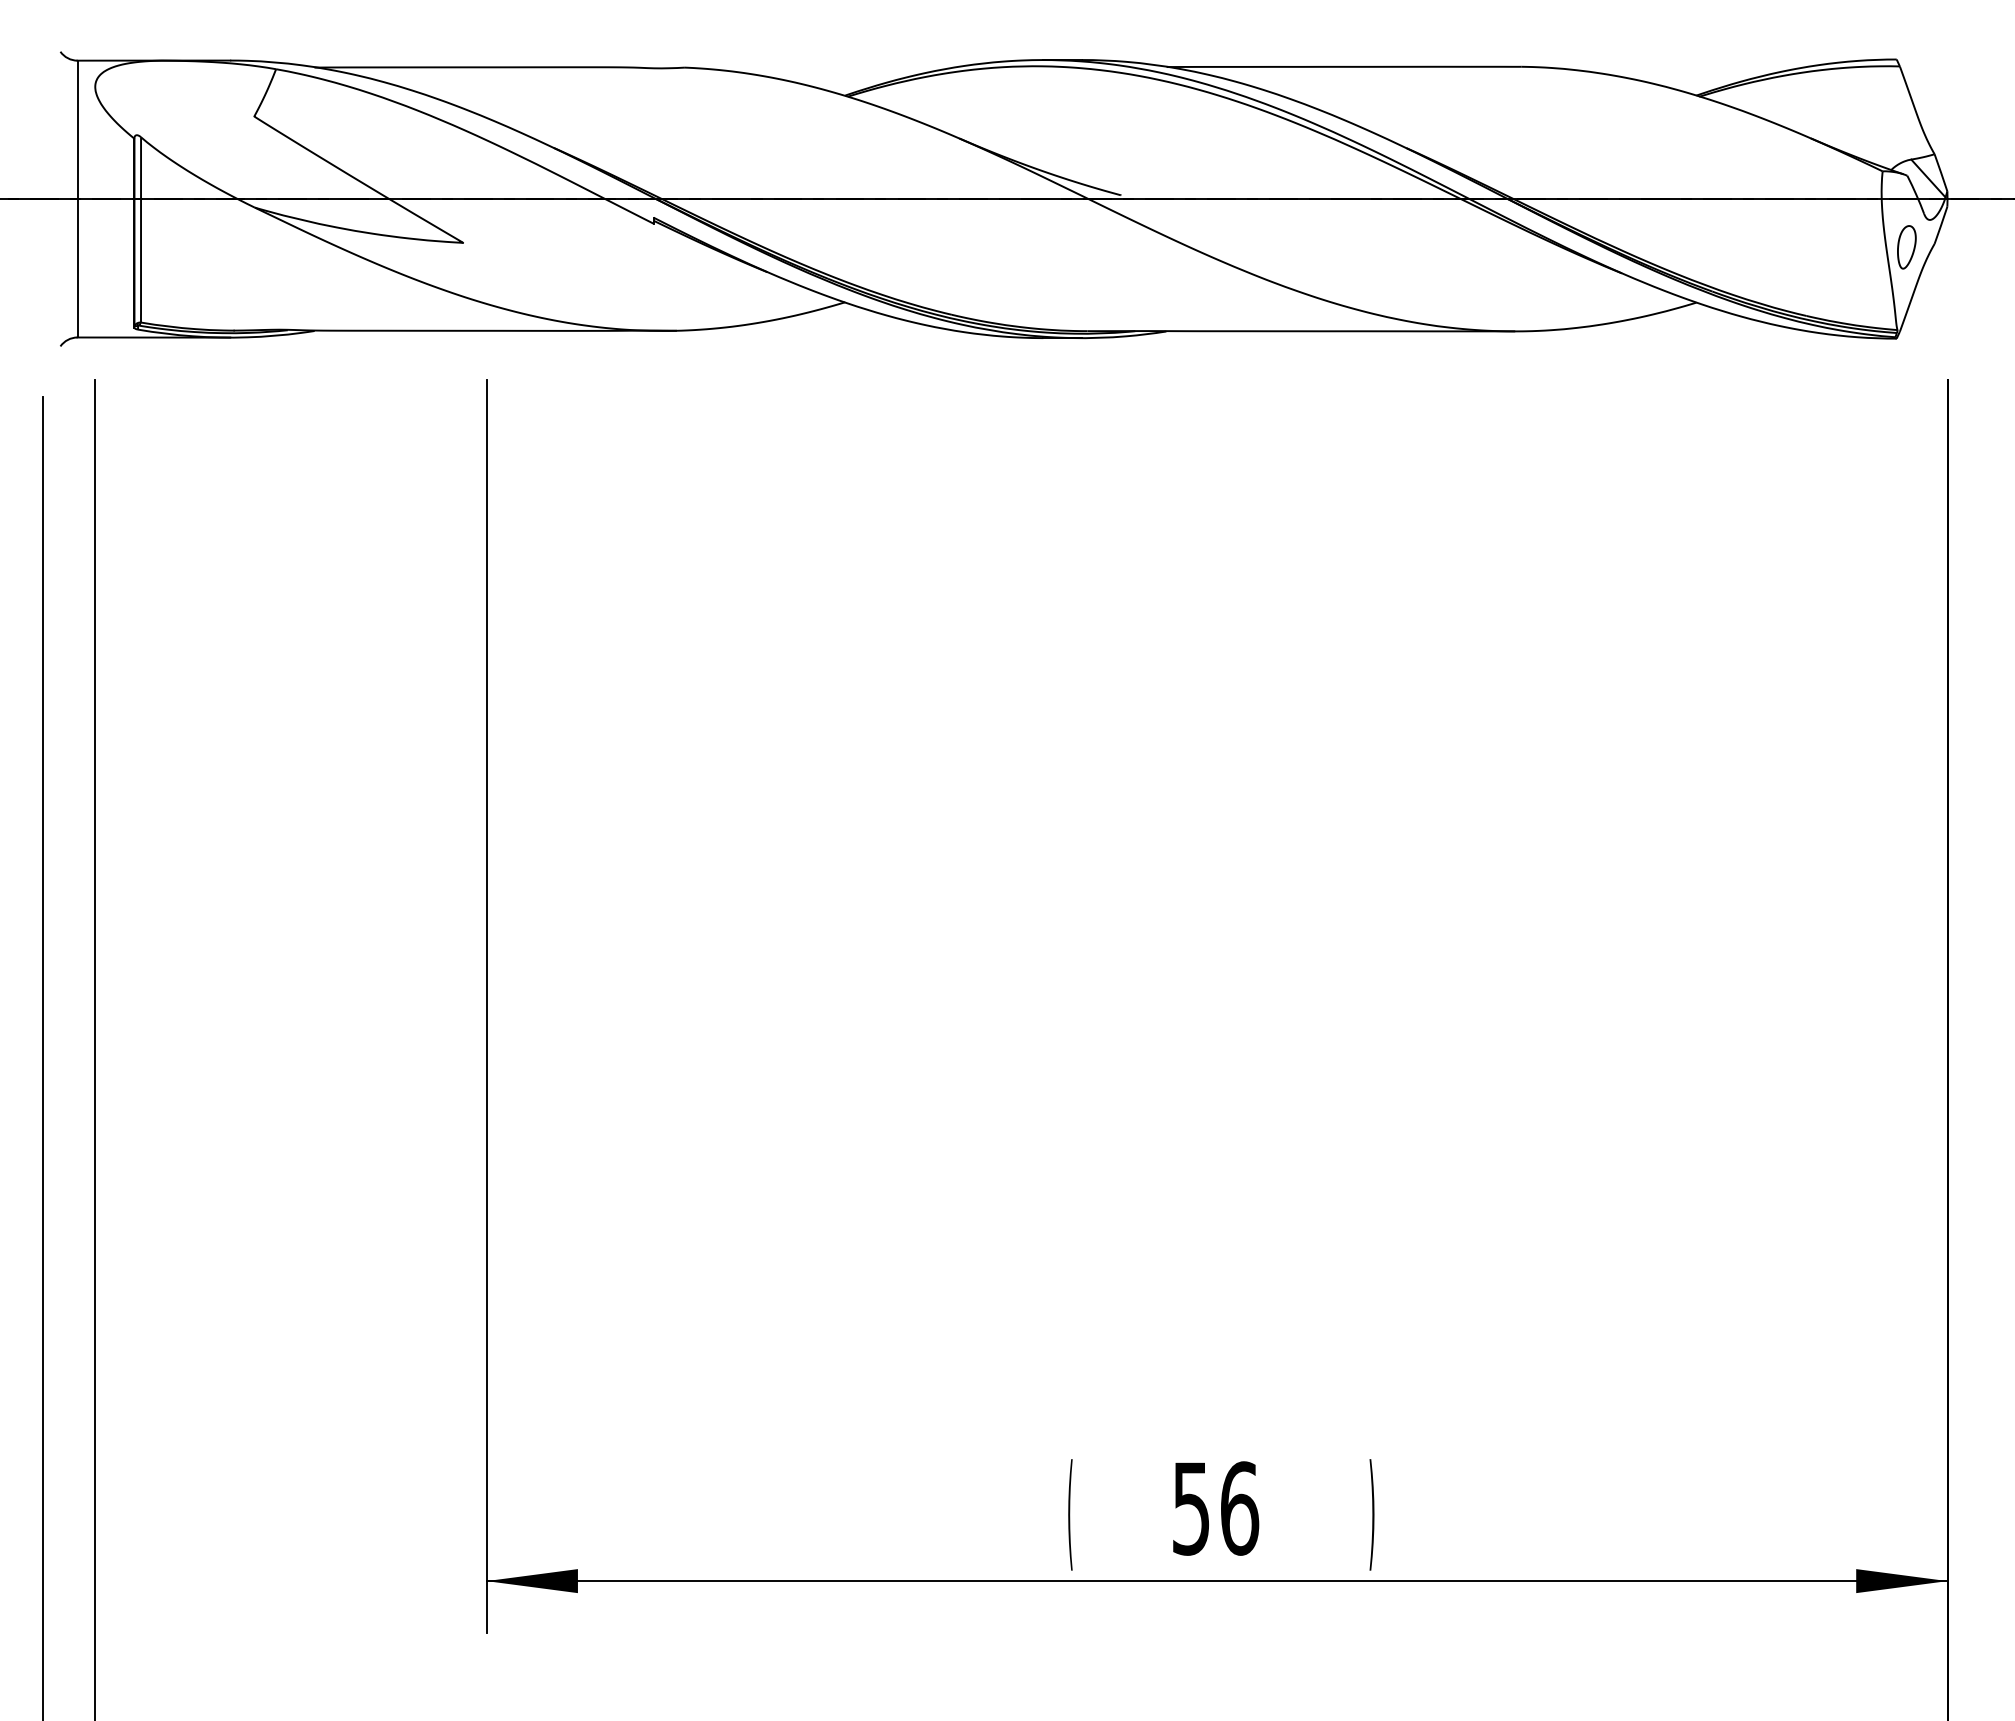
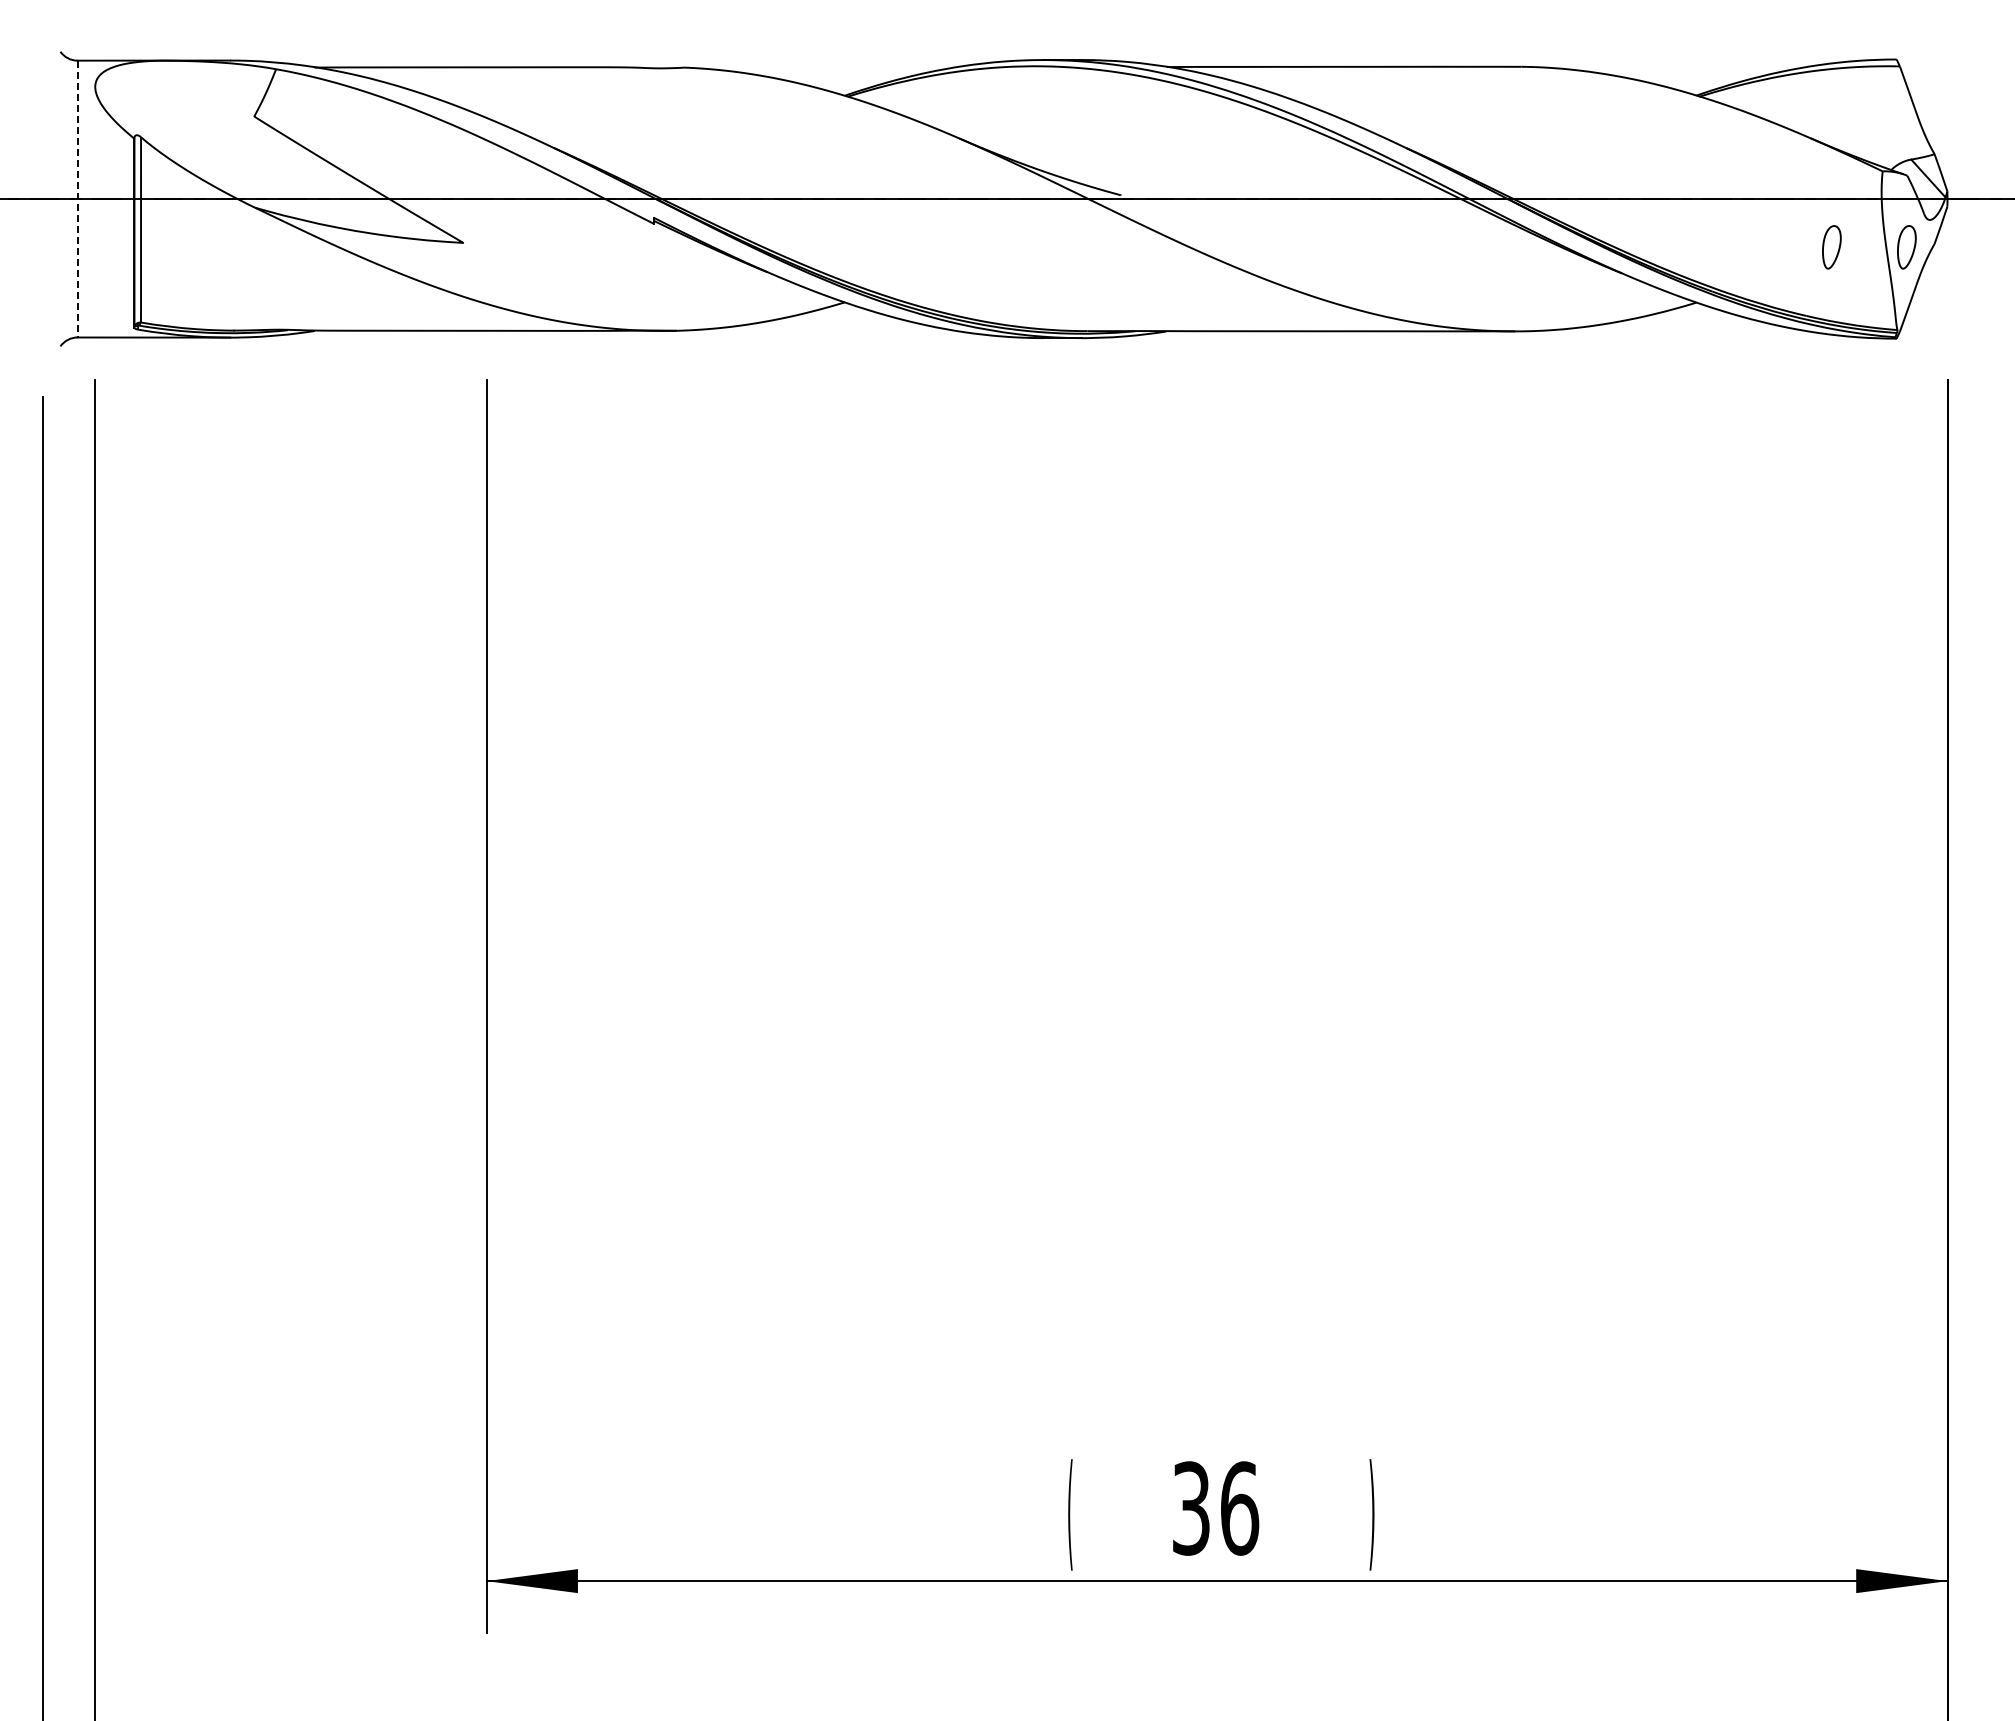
line: solid -> dashed (77, 199)
part: none -> present (1831, 247)
text: 56 -> 36 (1191, 1508)
